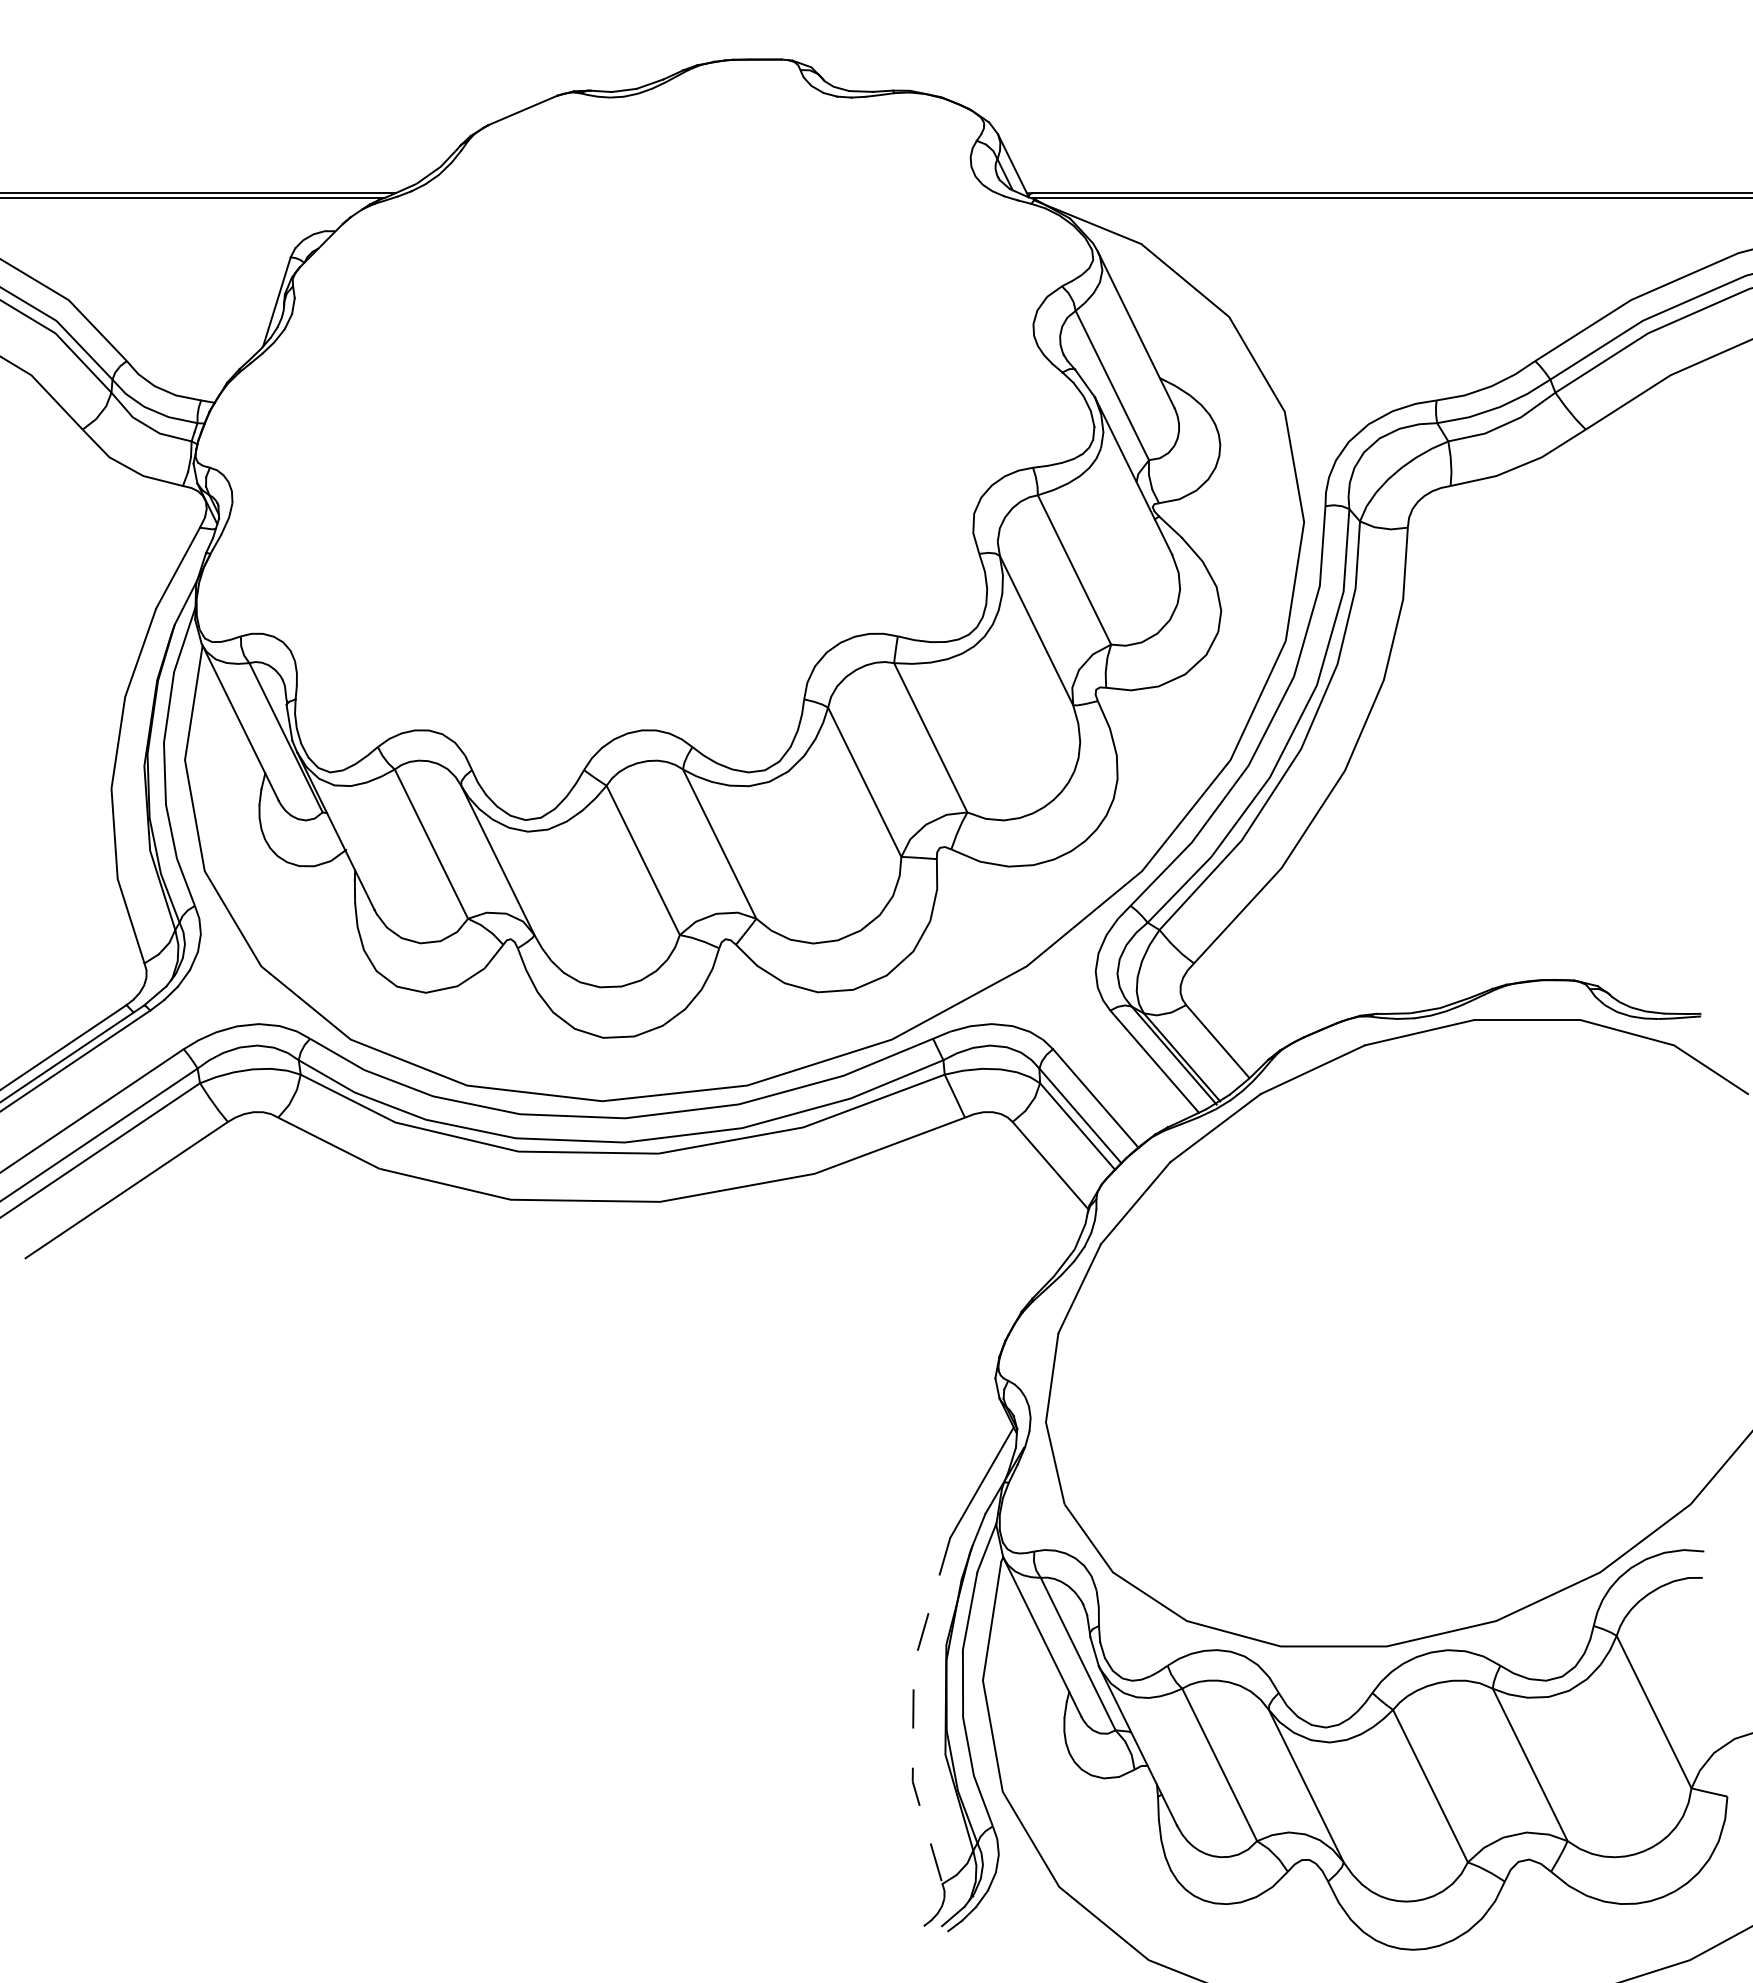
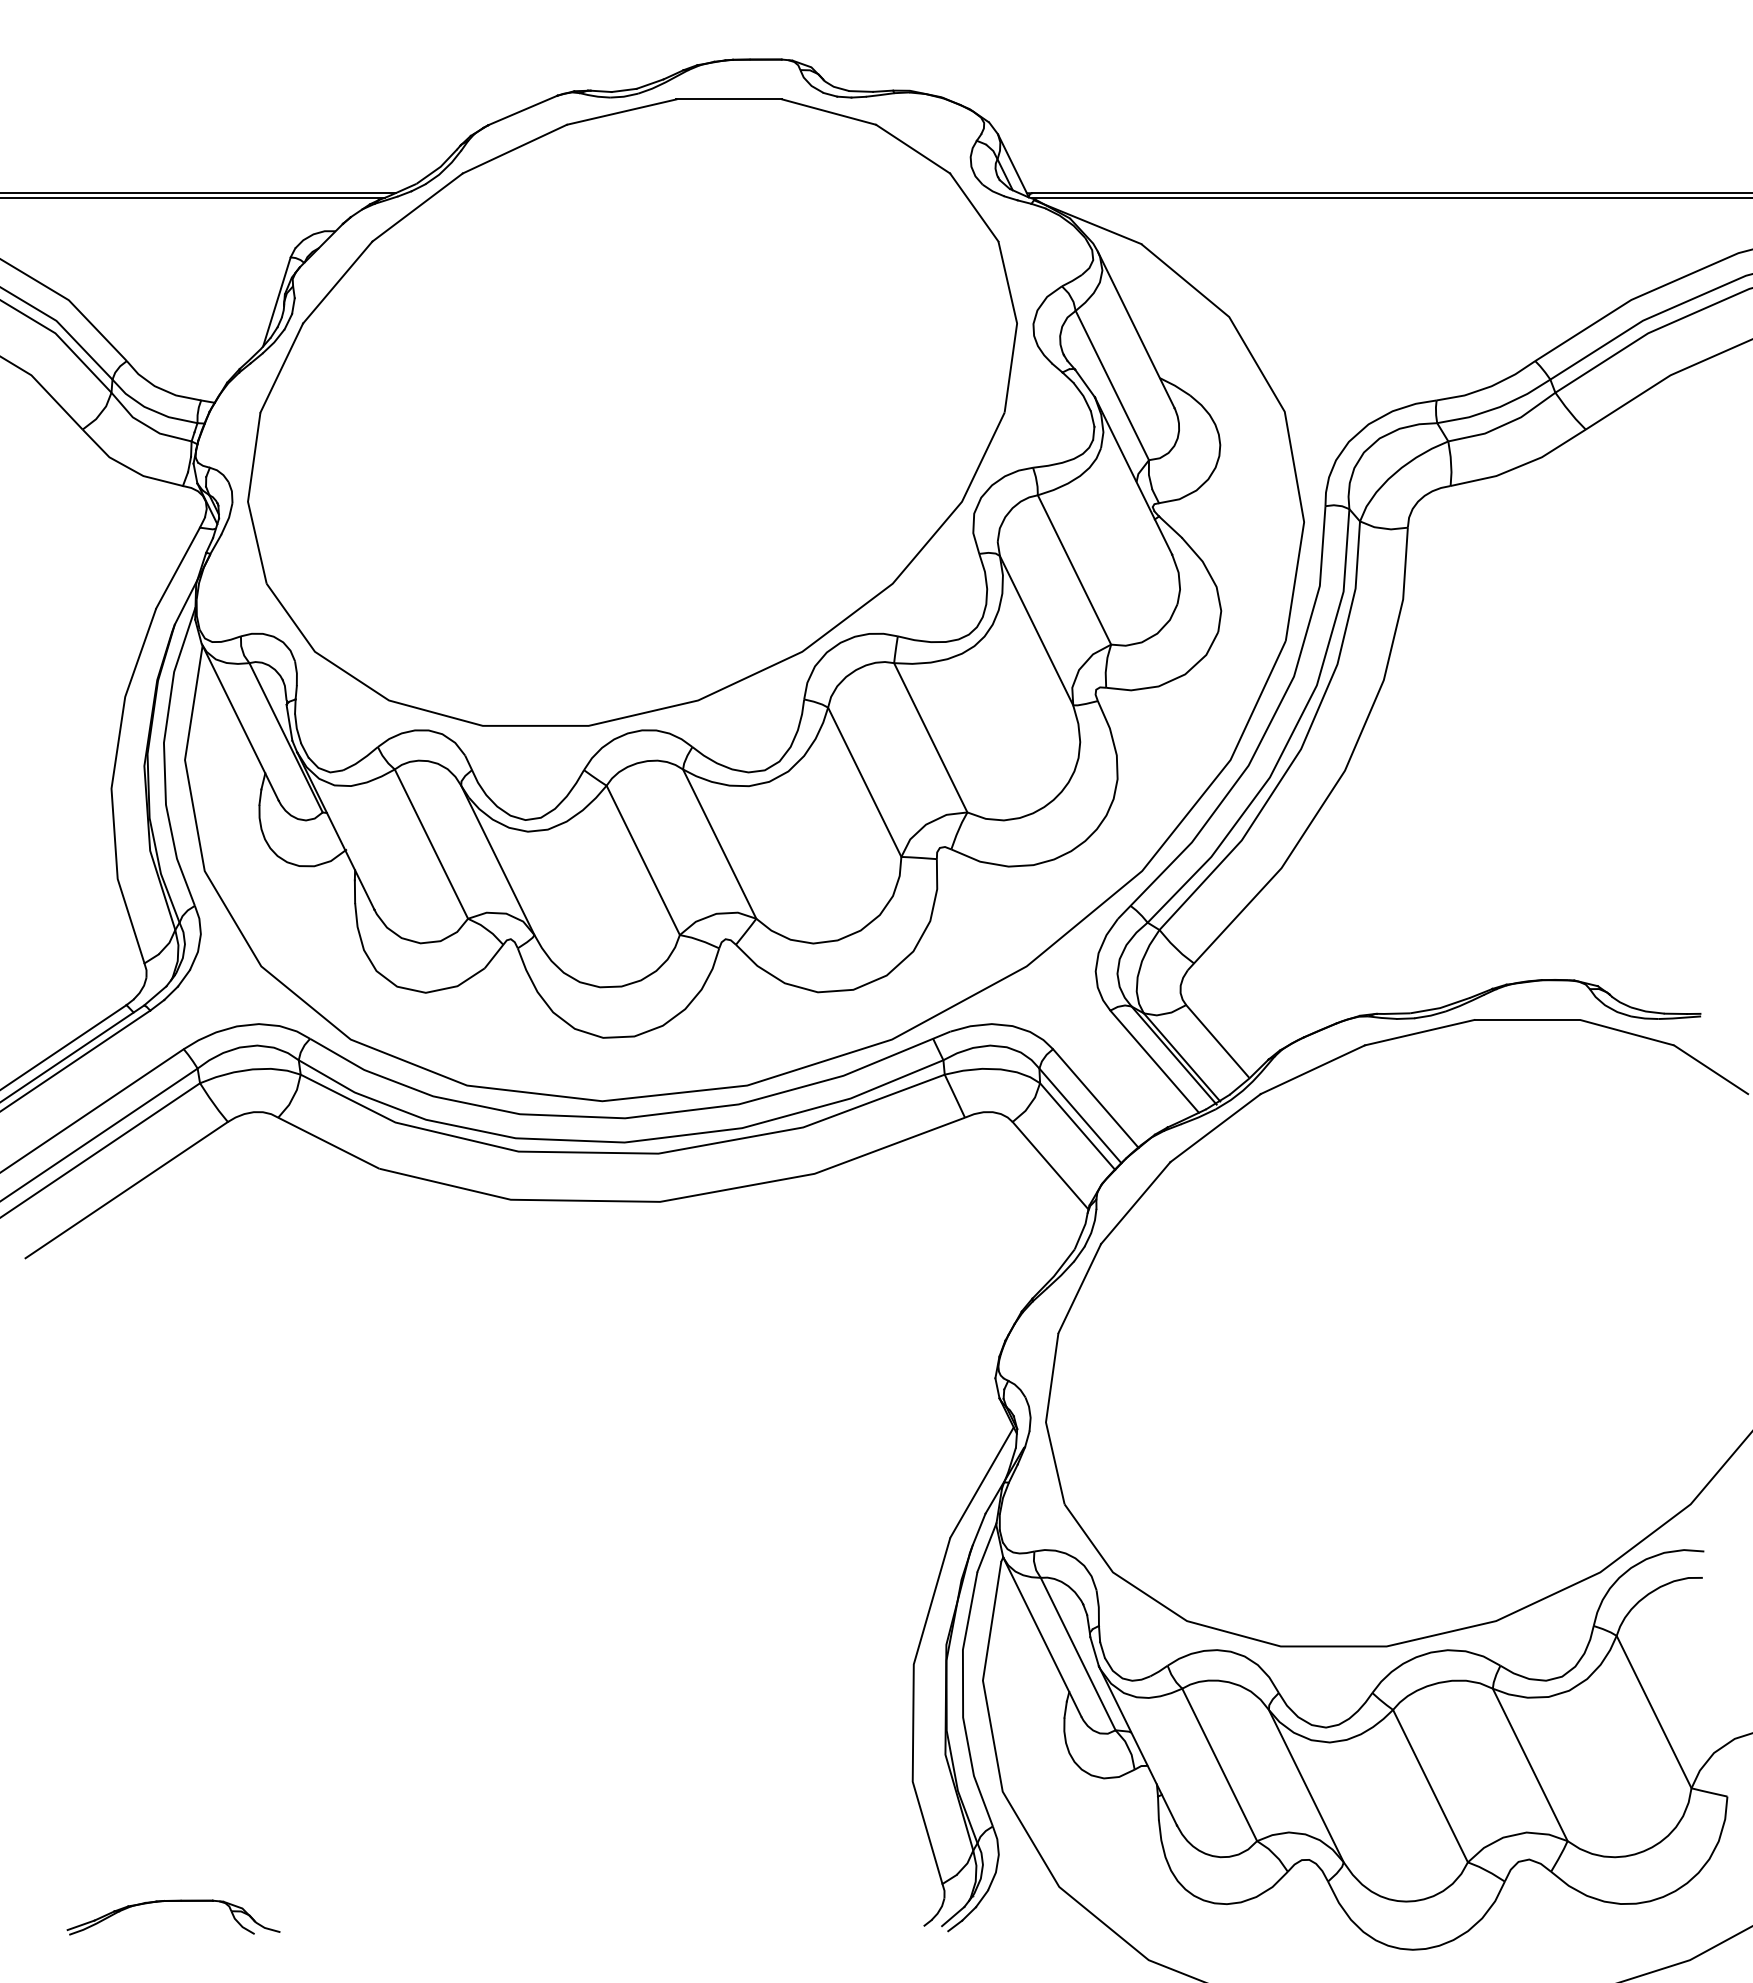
part: none -> present (632, 412)
line: dashed -> solid (913, 1711)
part: none -> present (173, 1901)
